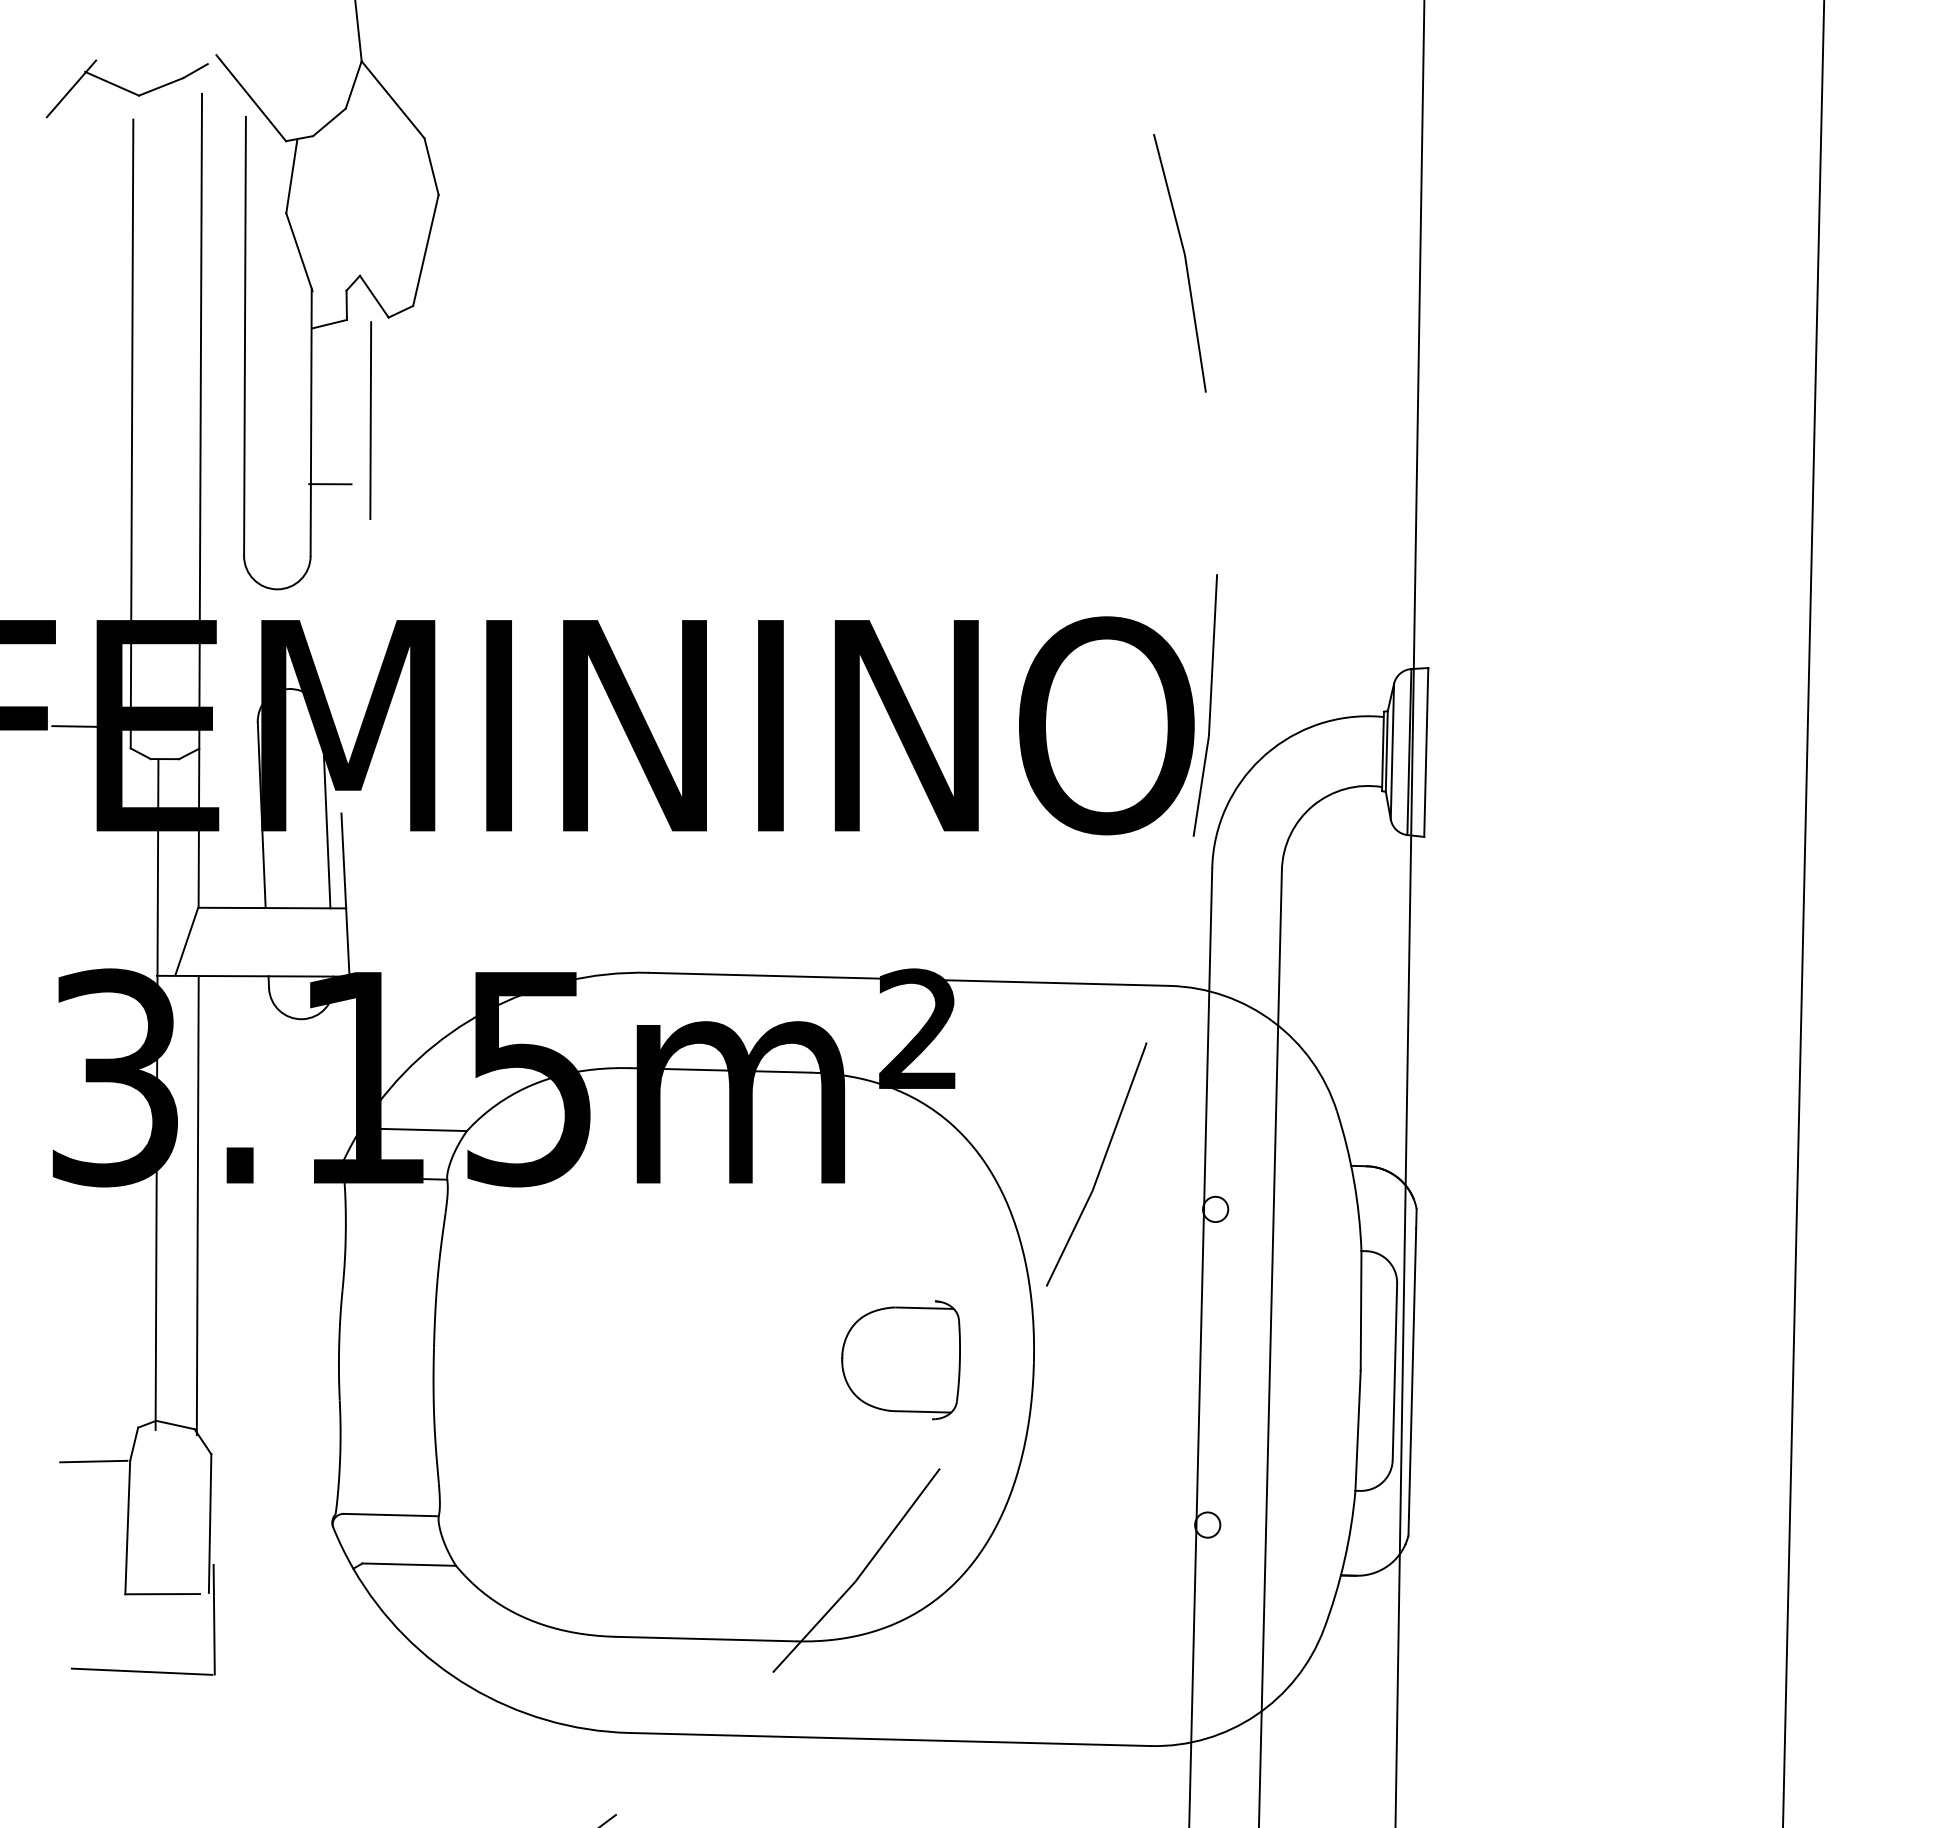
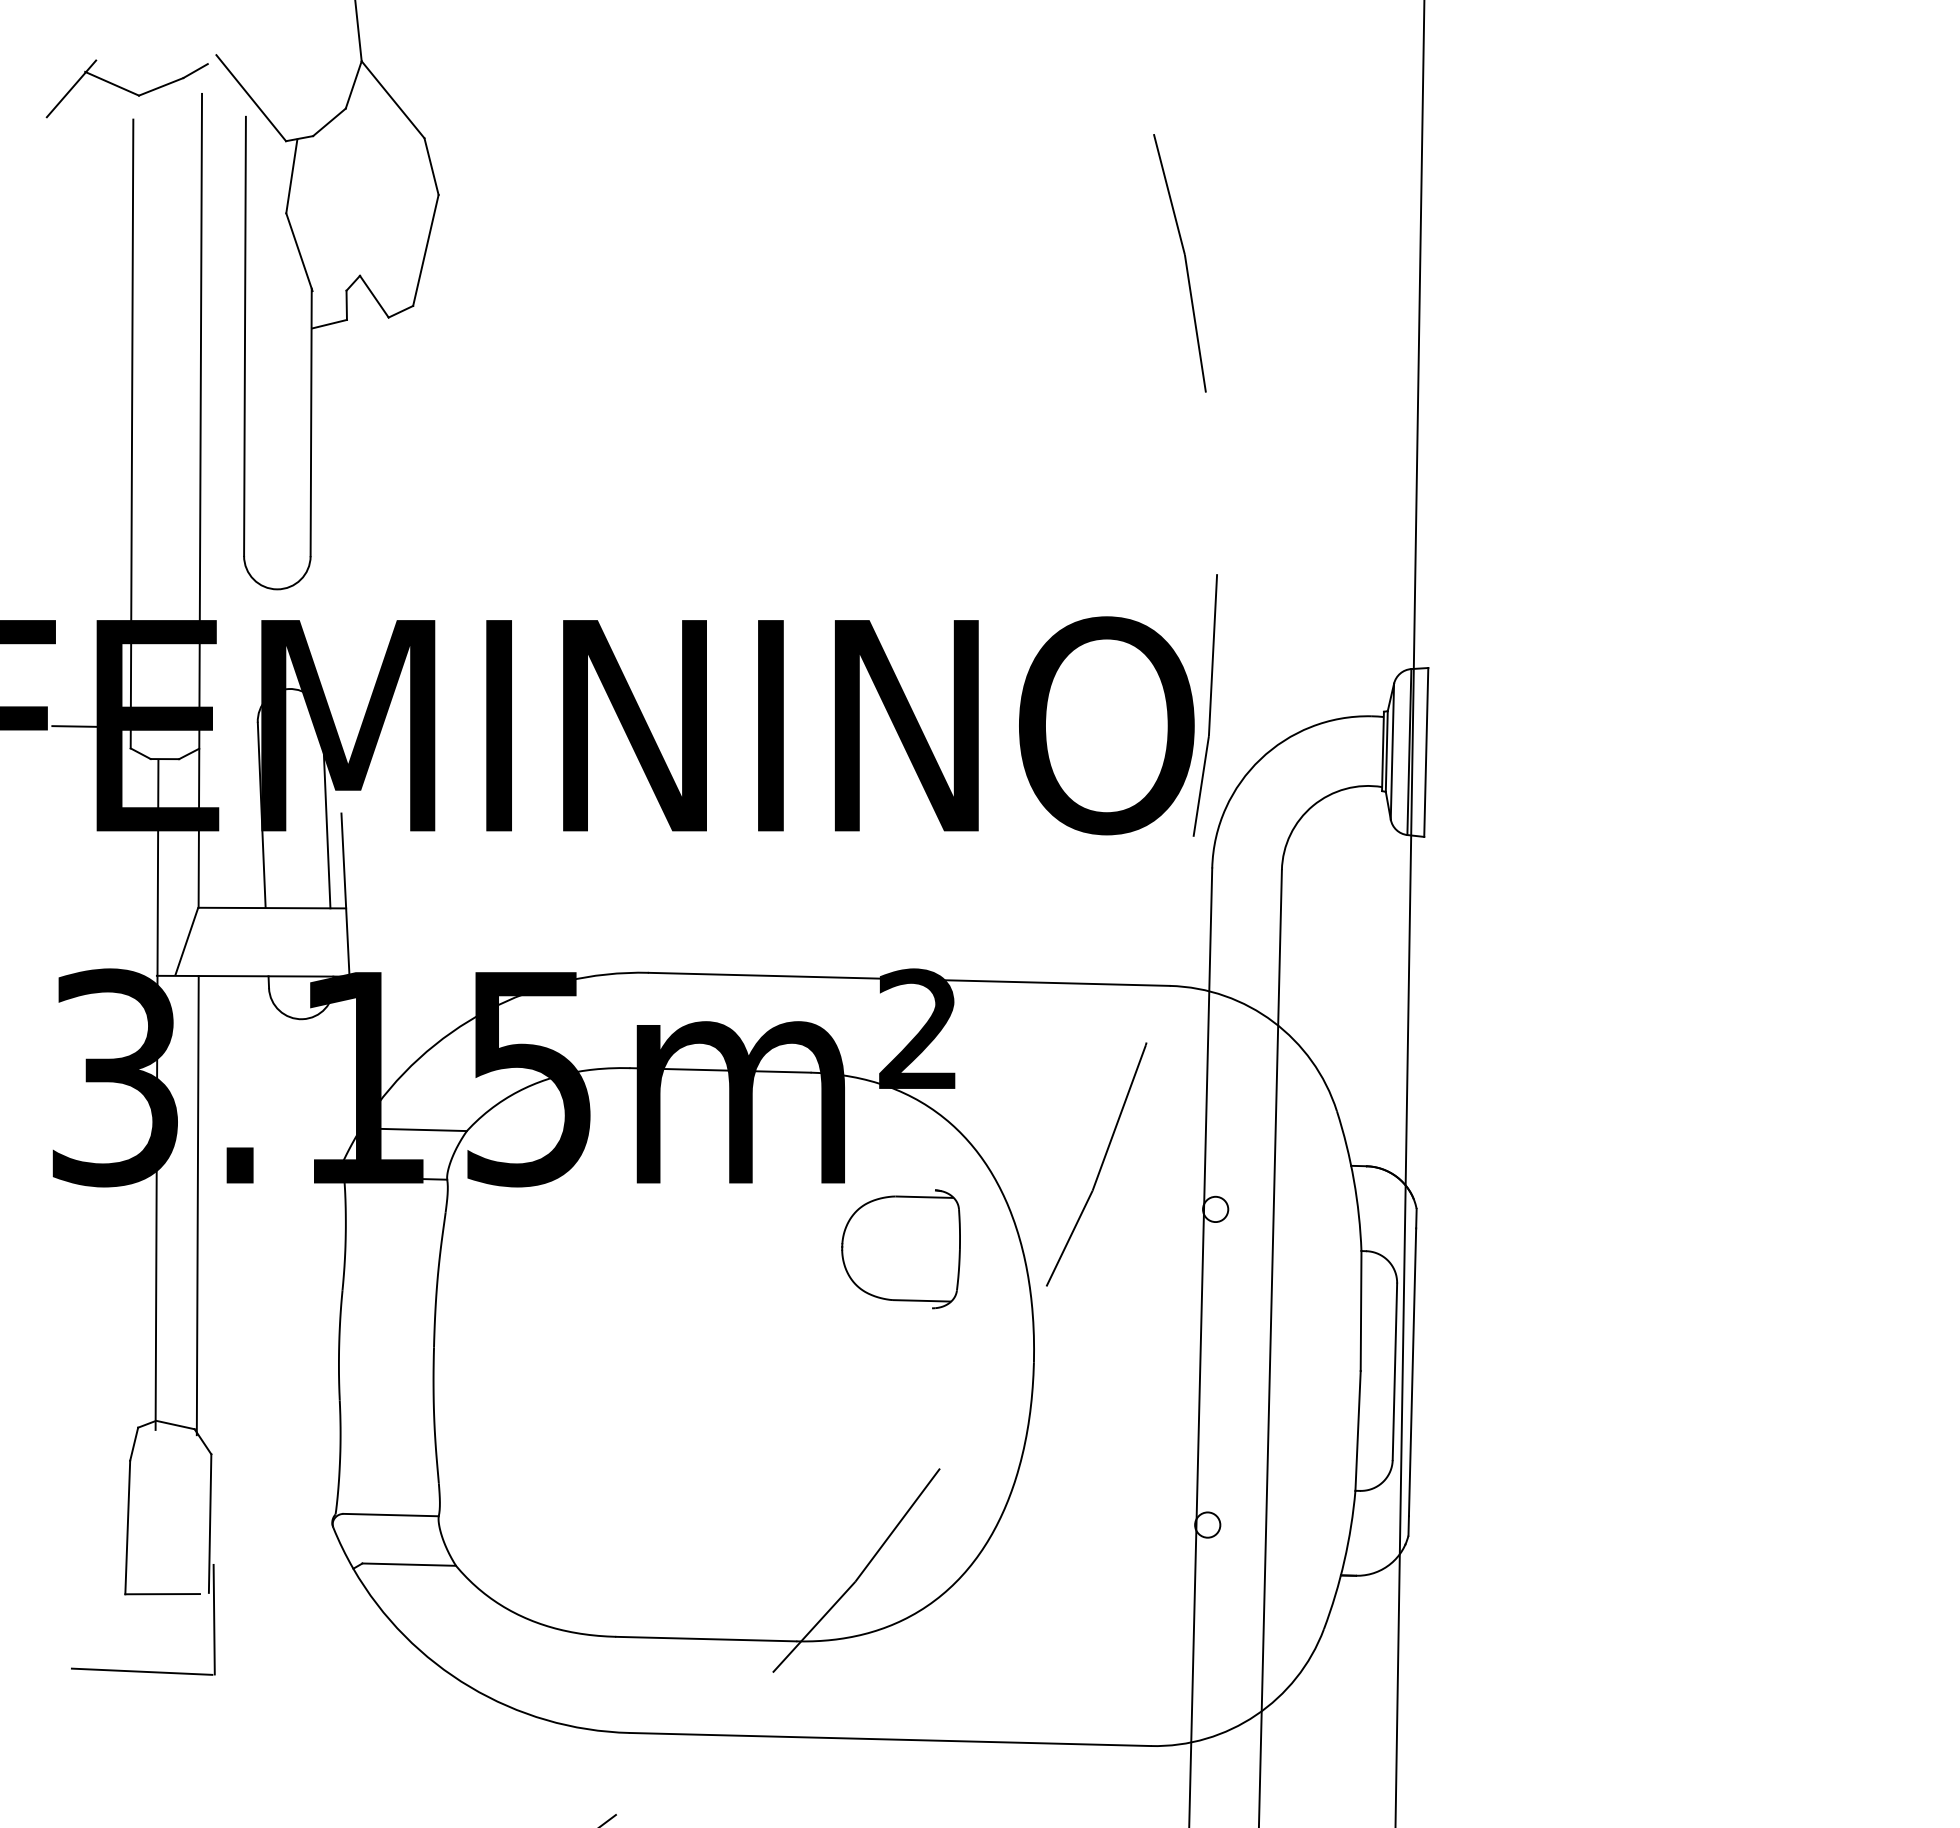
line: present -> none (370, 420)
line: present -> none (330, 484)
line: present -> none (1803, 913)
part position: (900, 1360) -> (900, 1249) (900, 1249)
line: present -> none (93, 1461)
